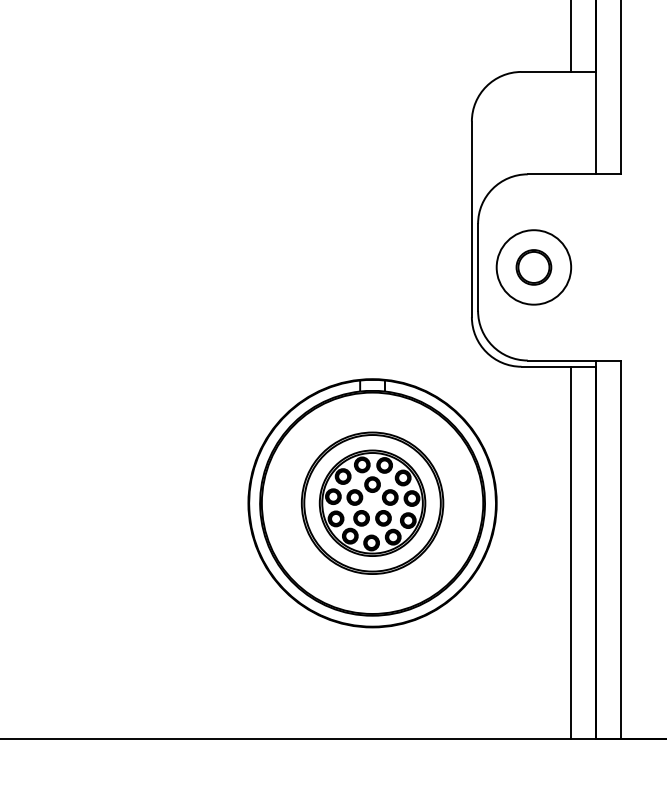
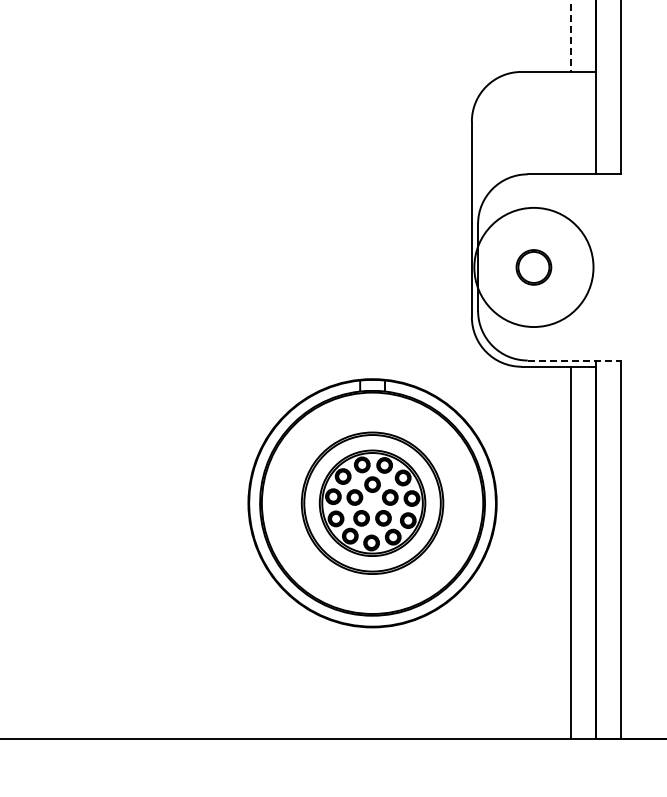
line: solid -> dashed (571, 36)
circle diameter: 74 px -> 119 px (533, 267)
line: solid -> dashed (574, 360)
